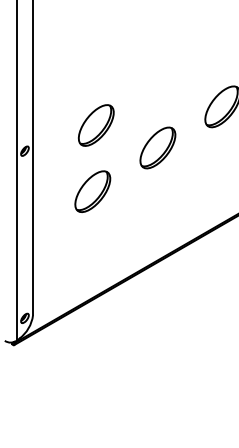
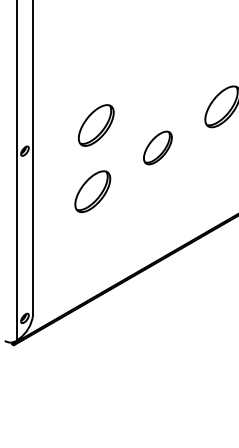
part size: 38x44 px -> 30x36 px (157, 147)
